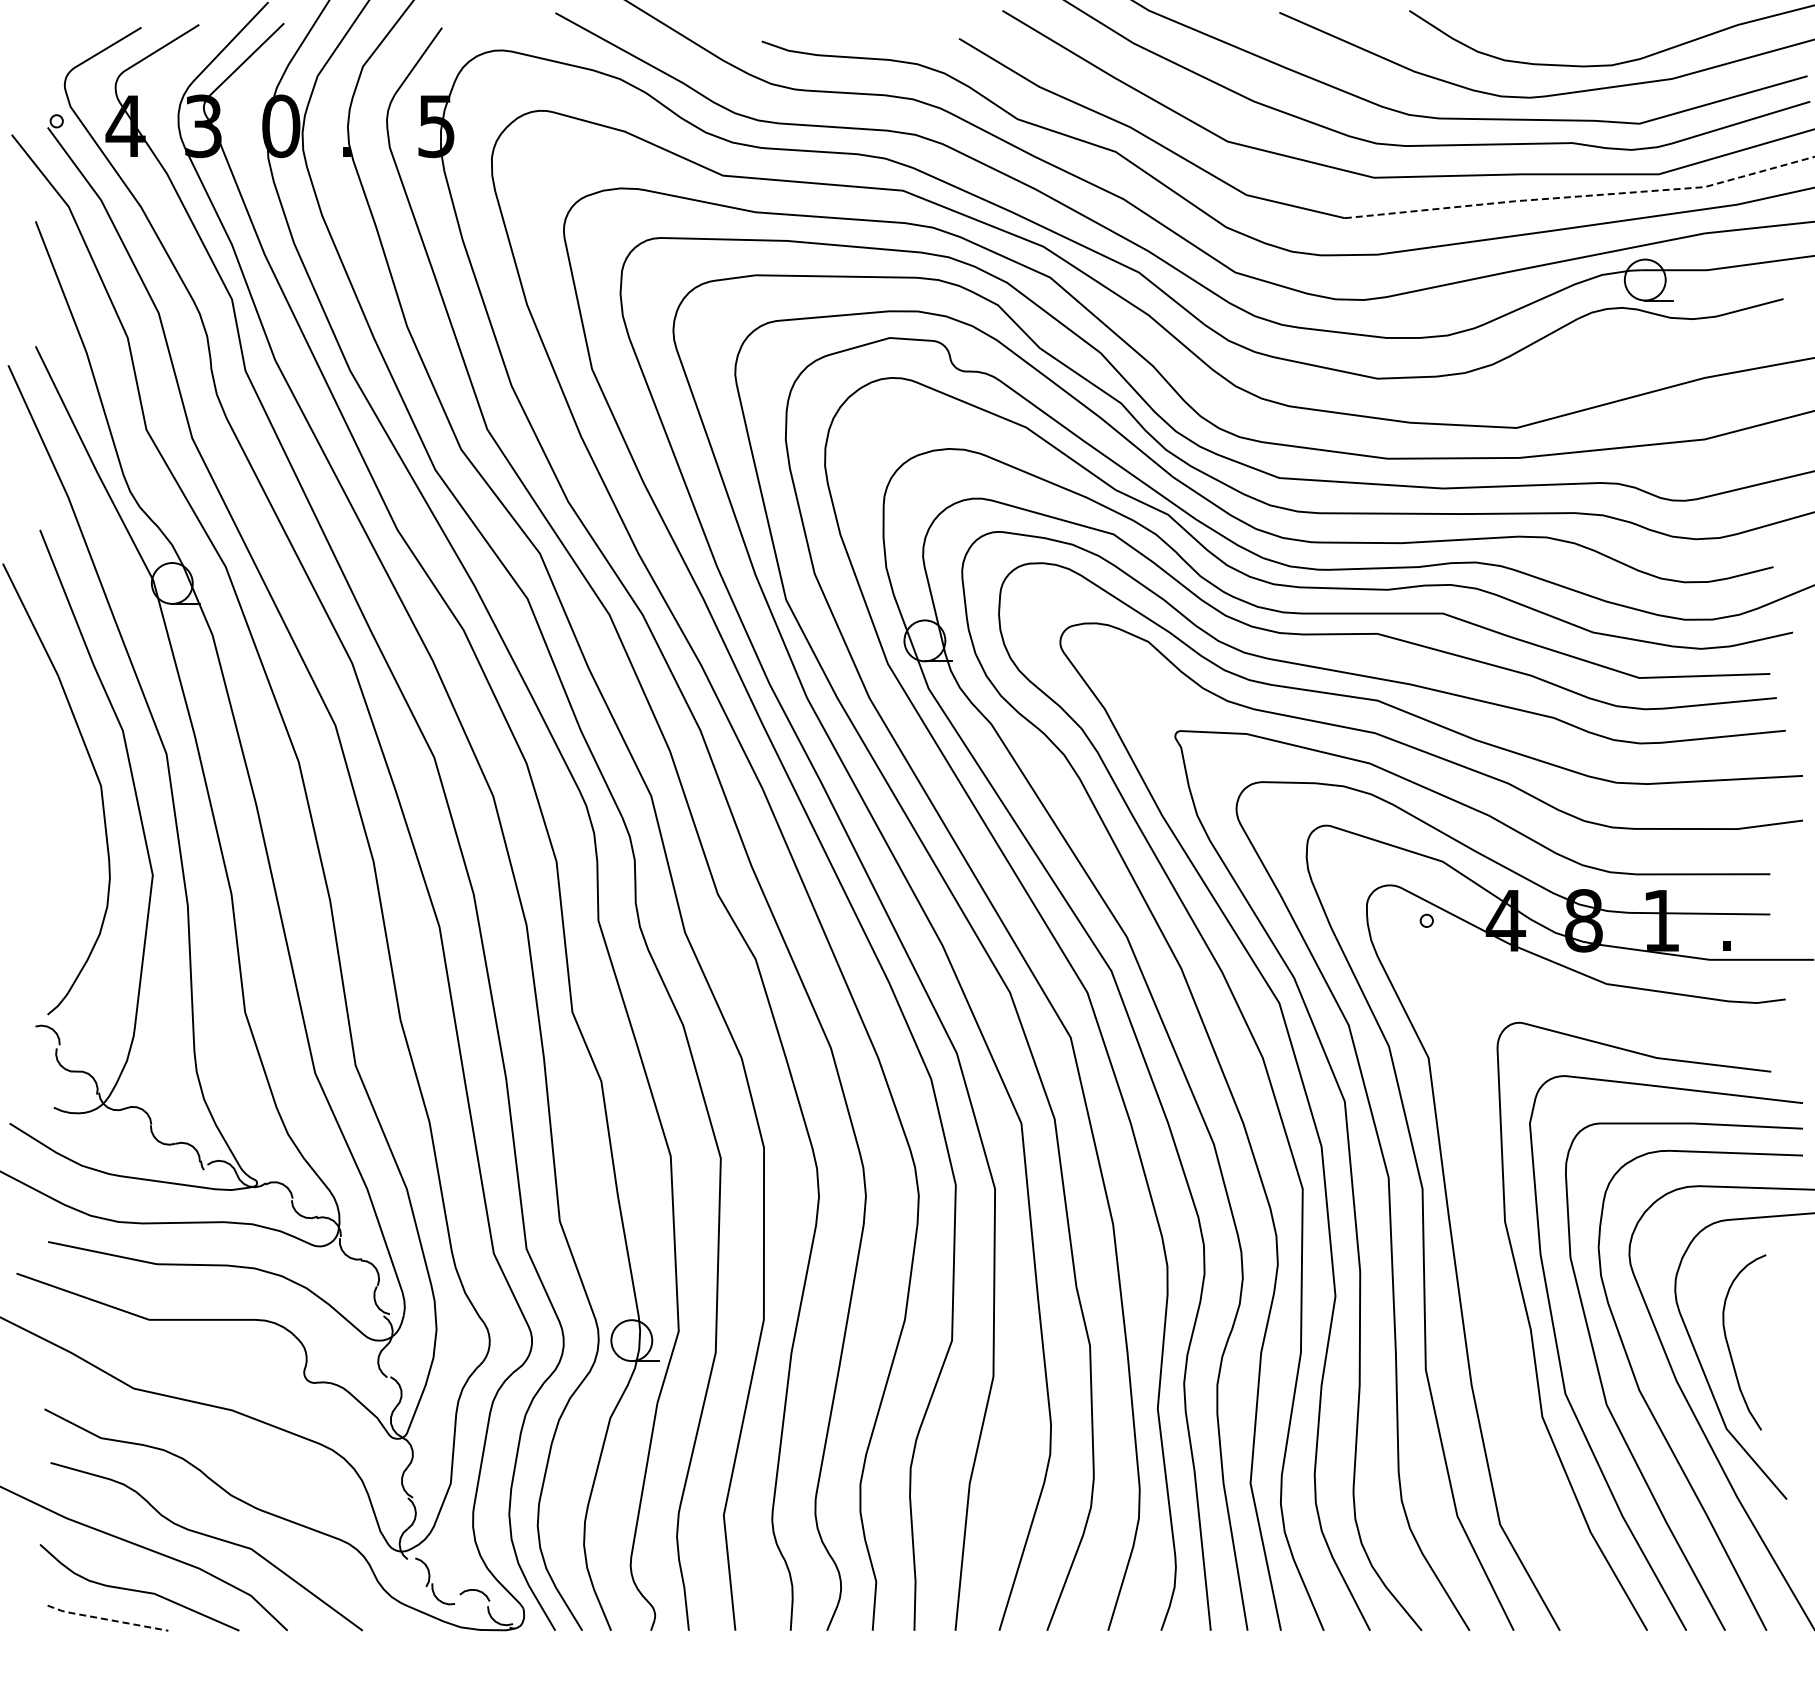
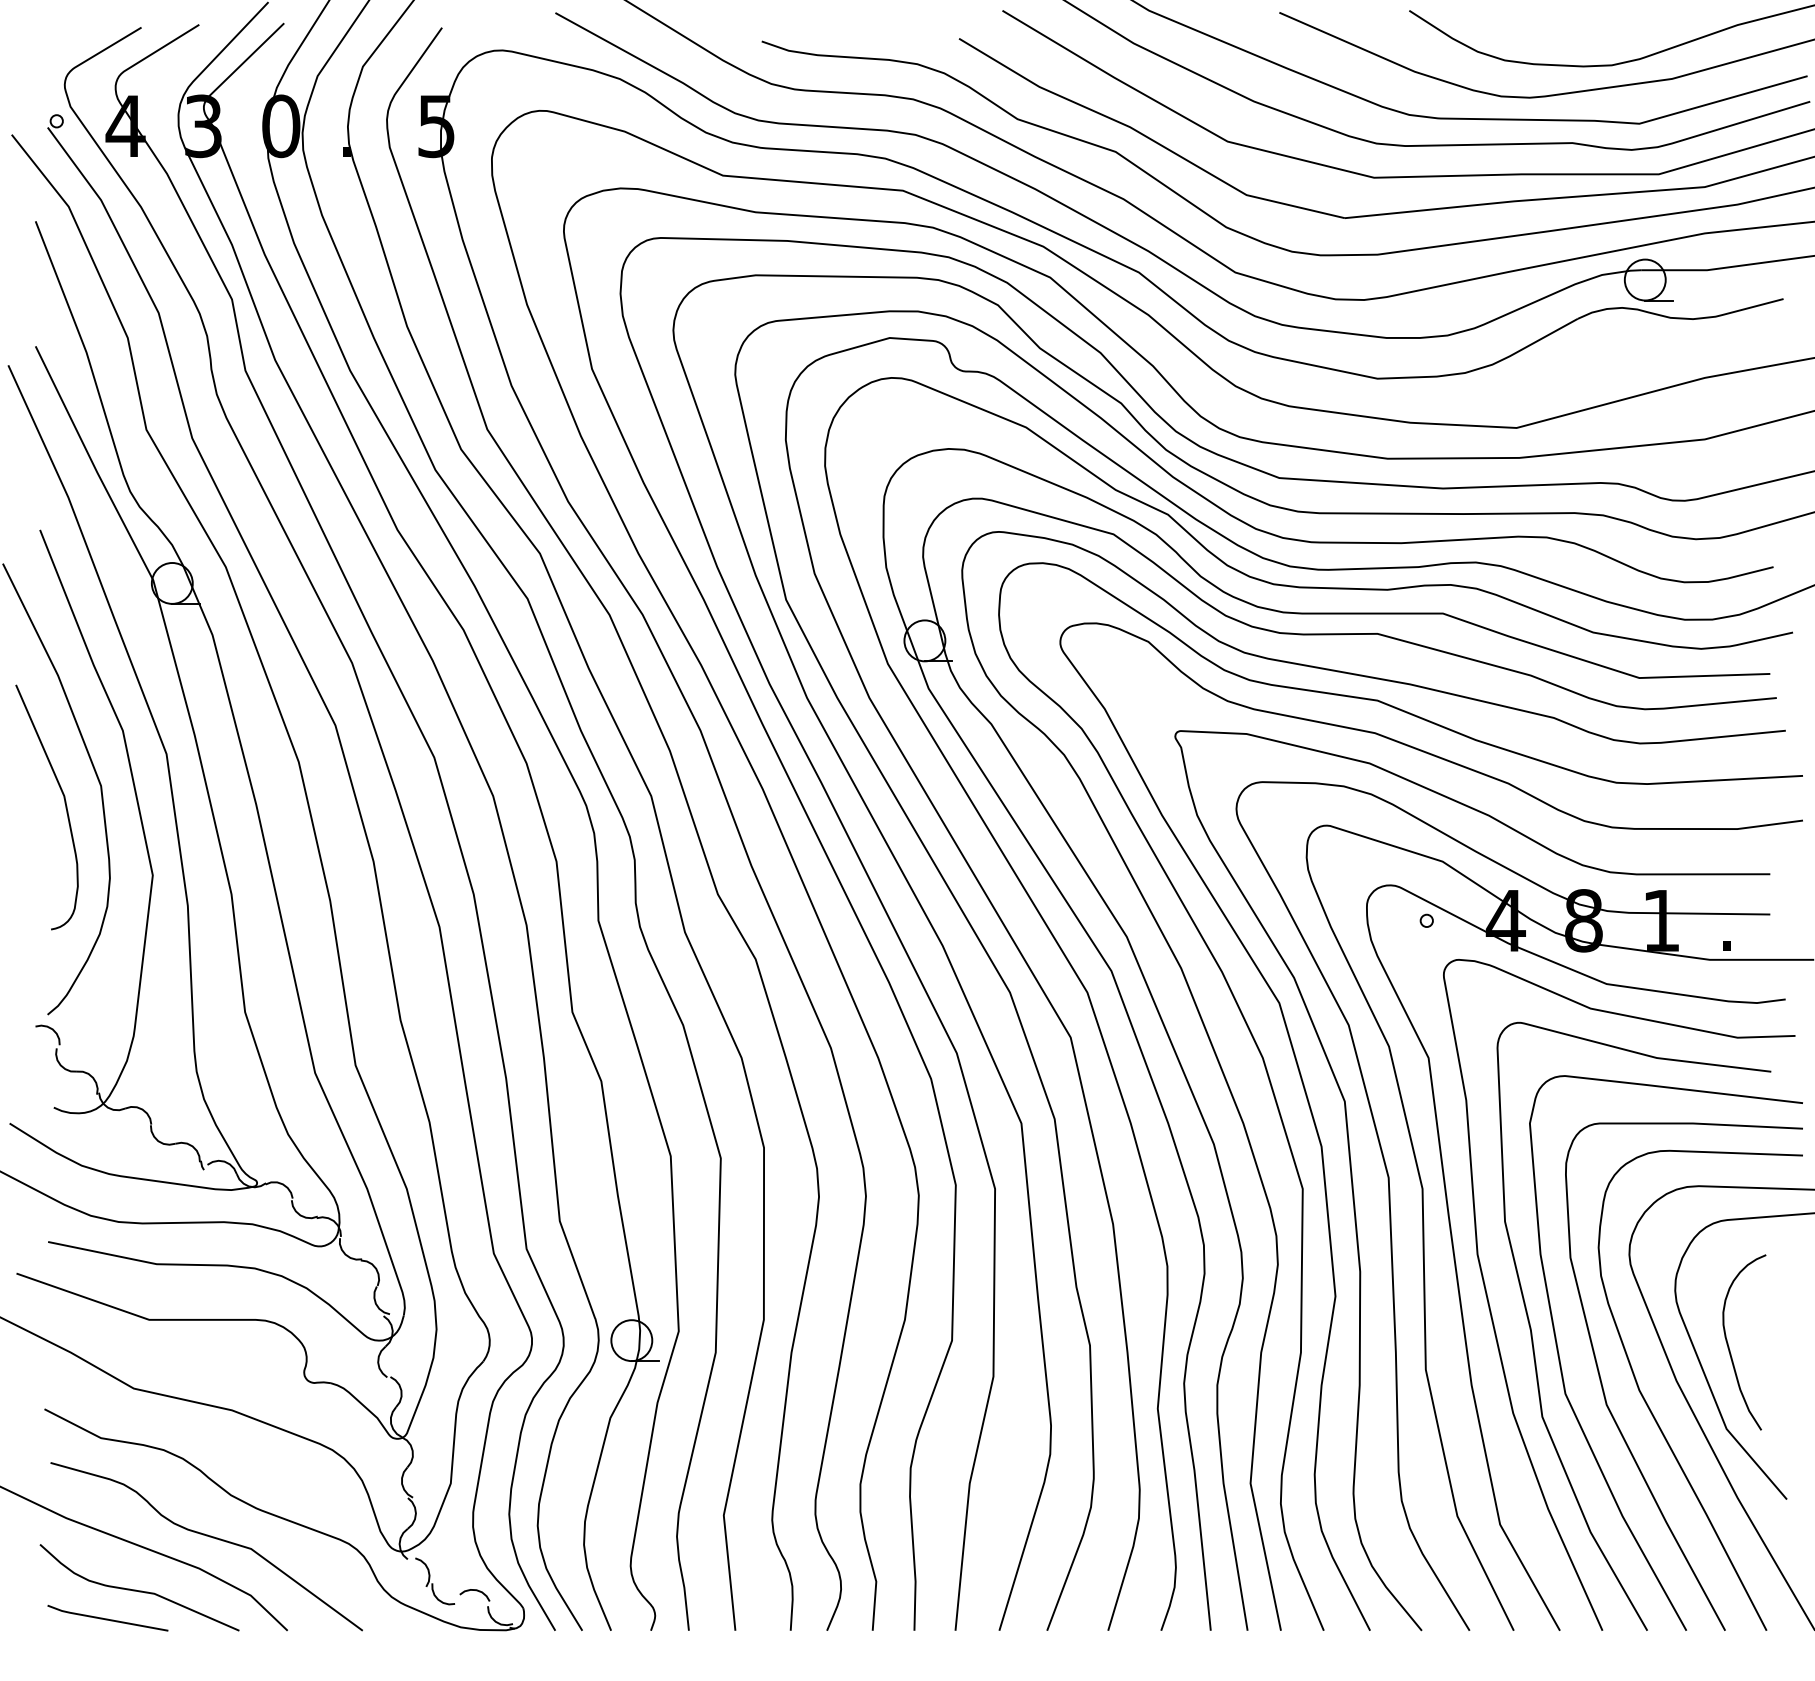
line: dashed -> solid (1581, 196)
curve: none -> present (64, 803)
curve: none -> present (1493, 1319)
line: dashed -> solid (106, 1619)
